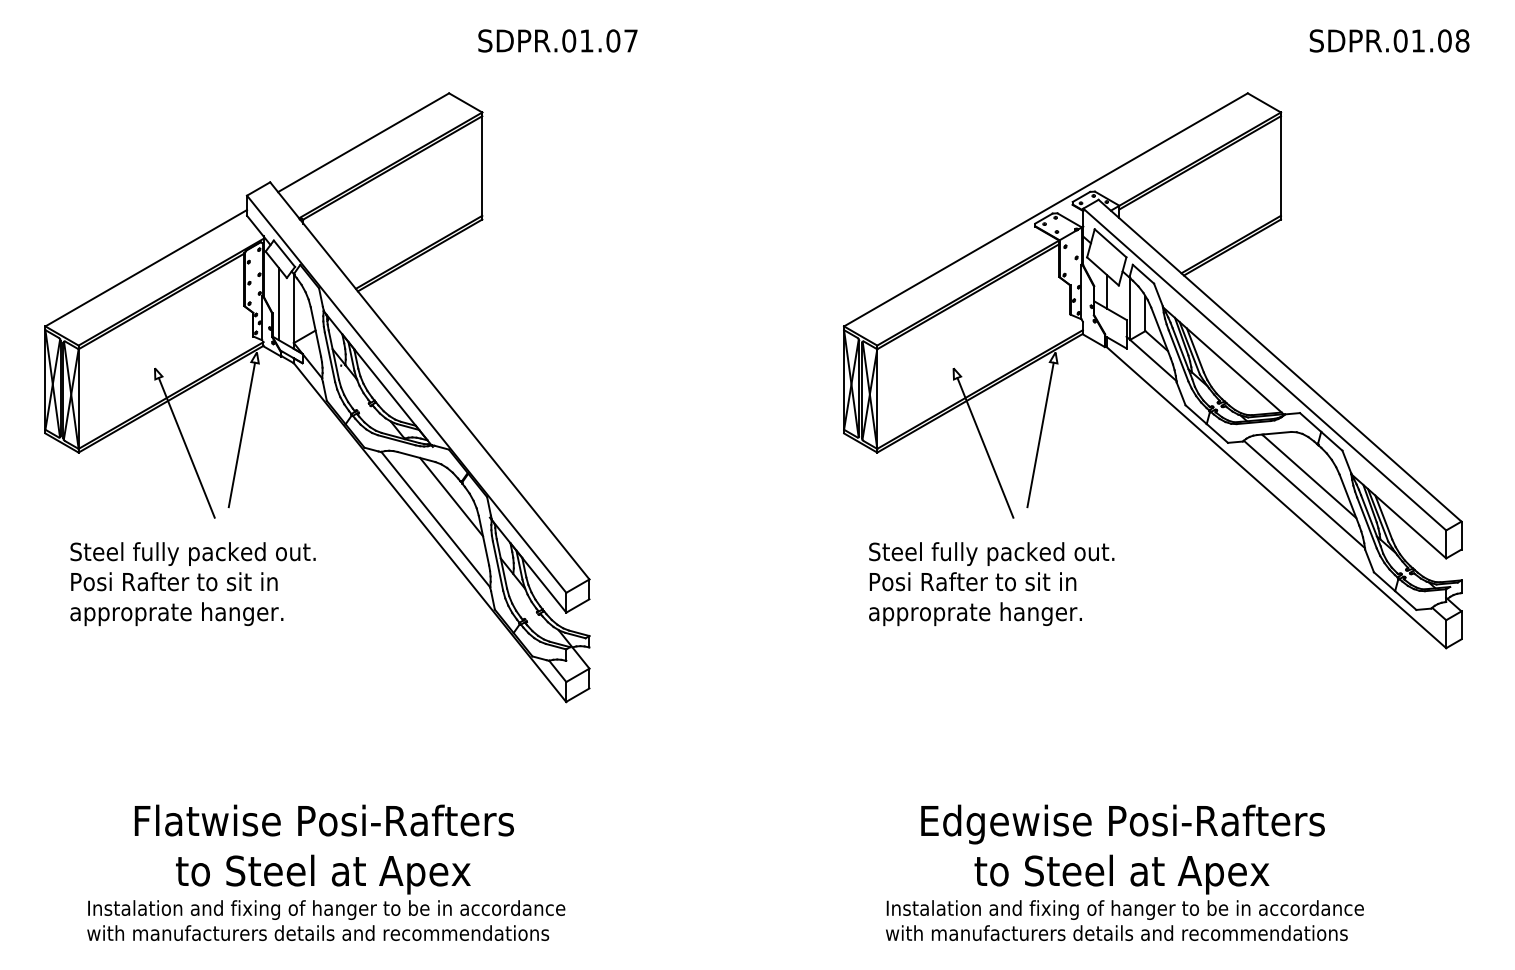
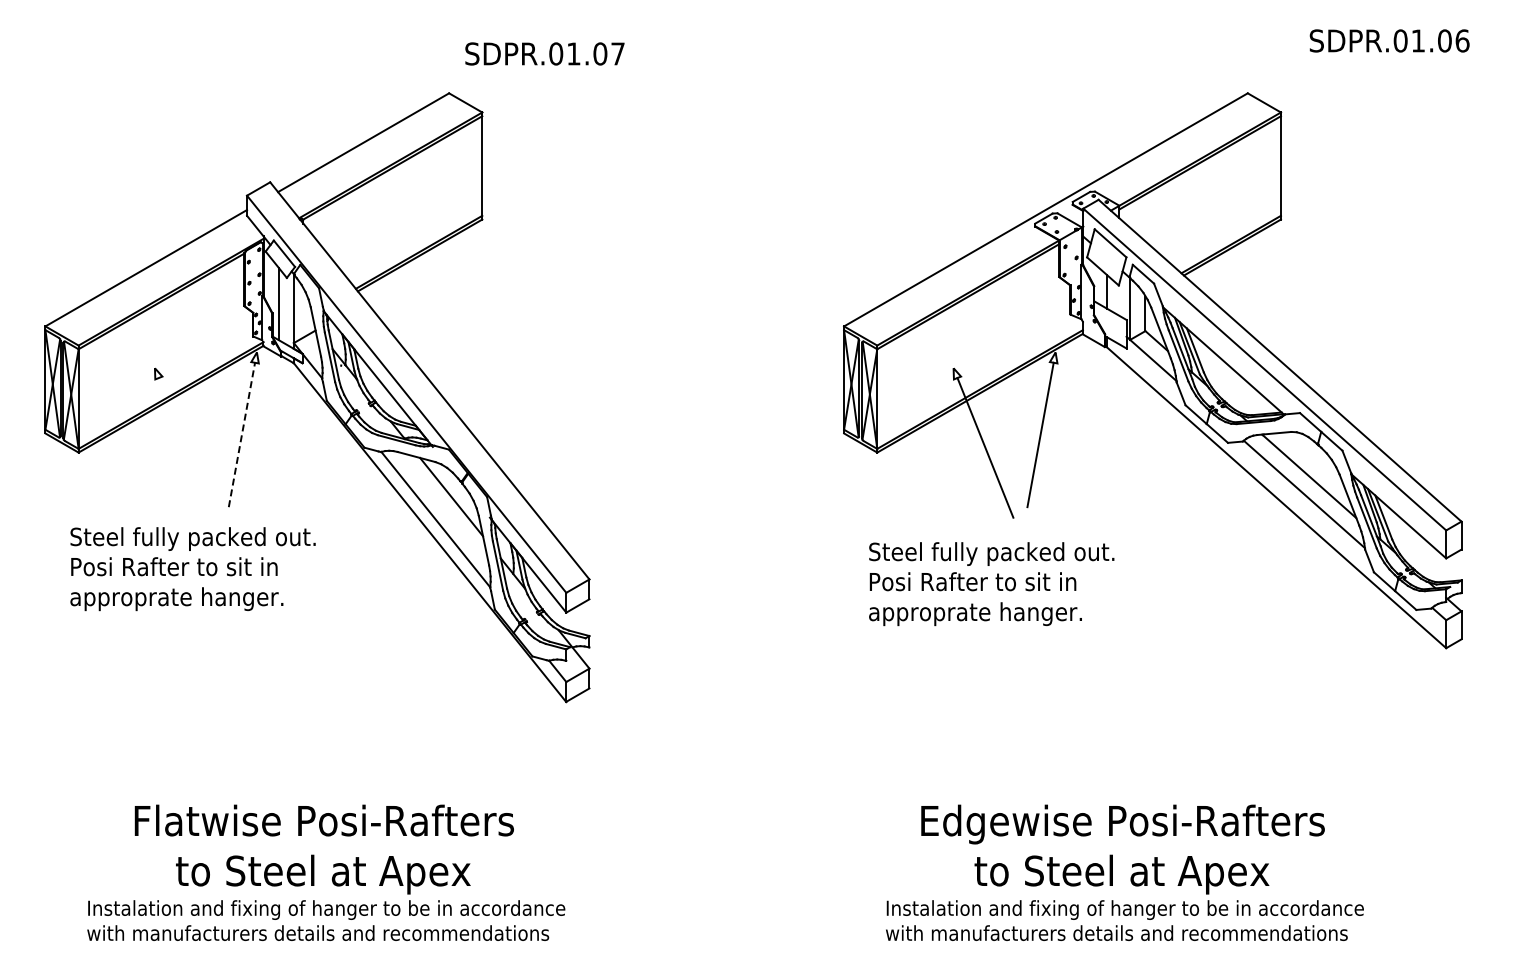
text position: (557, 40) -> (544, 53) (544, 53)
text: SDPR.01.08 -> SDPR.01.06 (1462, 40)
line: solid -> dashed (242, 434)
line: present -> none (186, 447)
text position: (192, 584) -> (192, 569) (192, 569)
